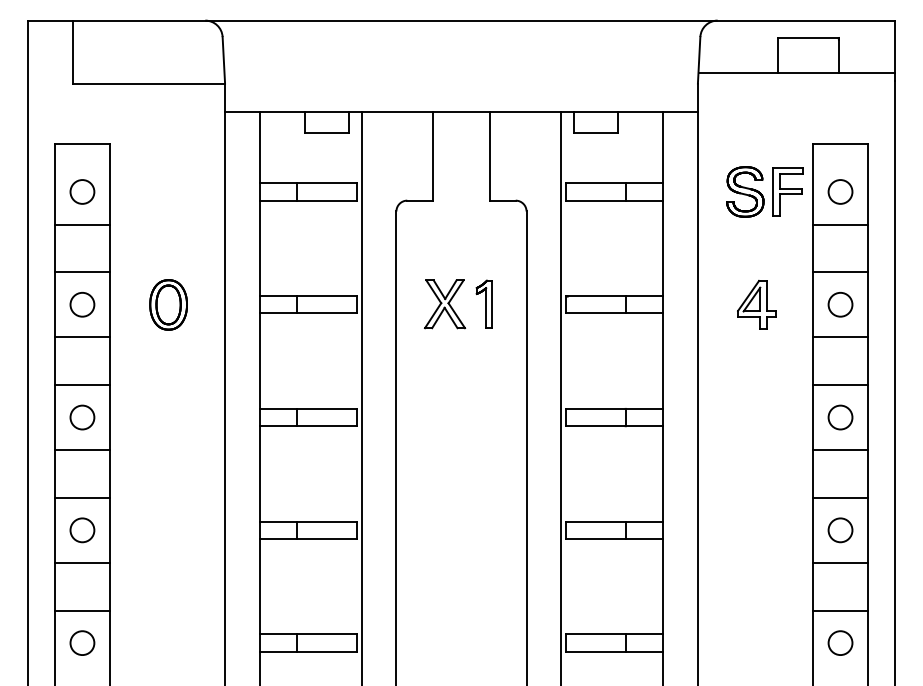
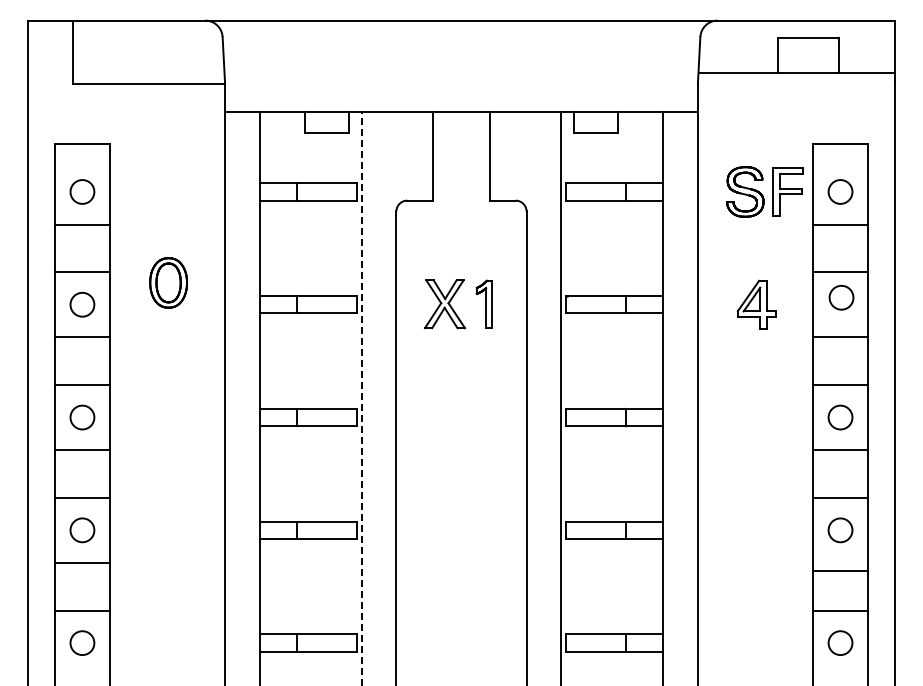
part position: (168, 304) -> (168, 282) (168, 282)
circle position: (840, 304) -> (841, 297) (841, 297)
line: solid -> dashed (361, 398)
line position: (840, 562) -> (840, 570) (840, 570)
